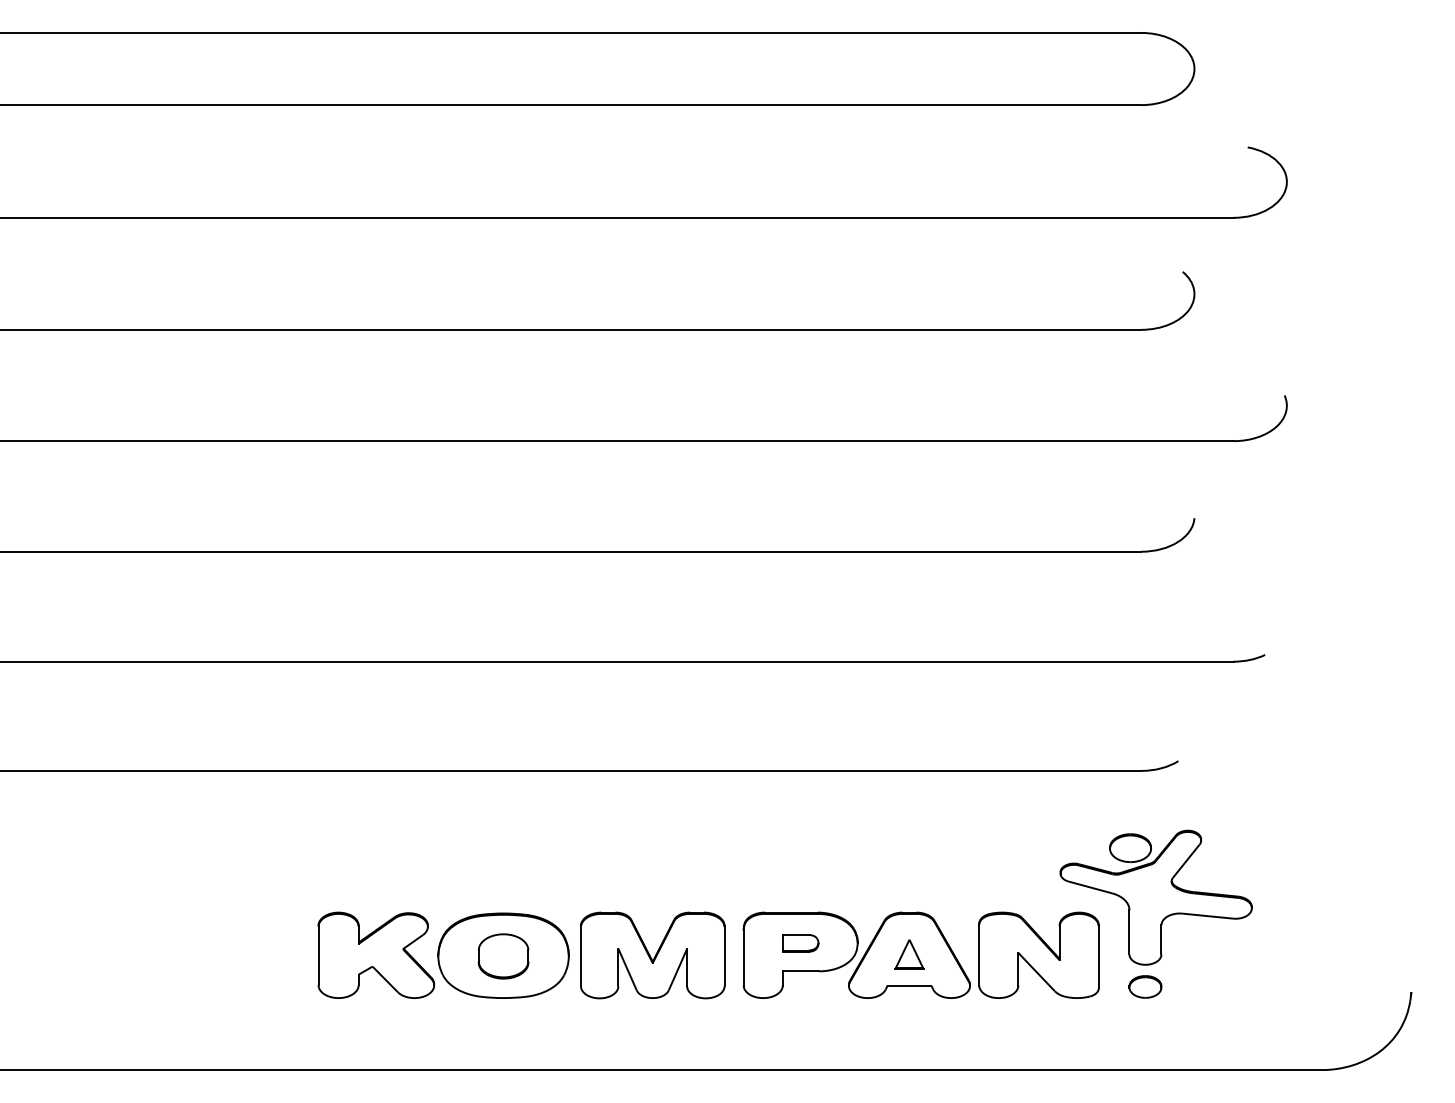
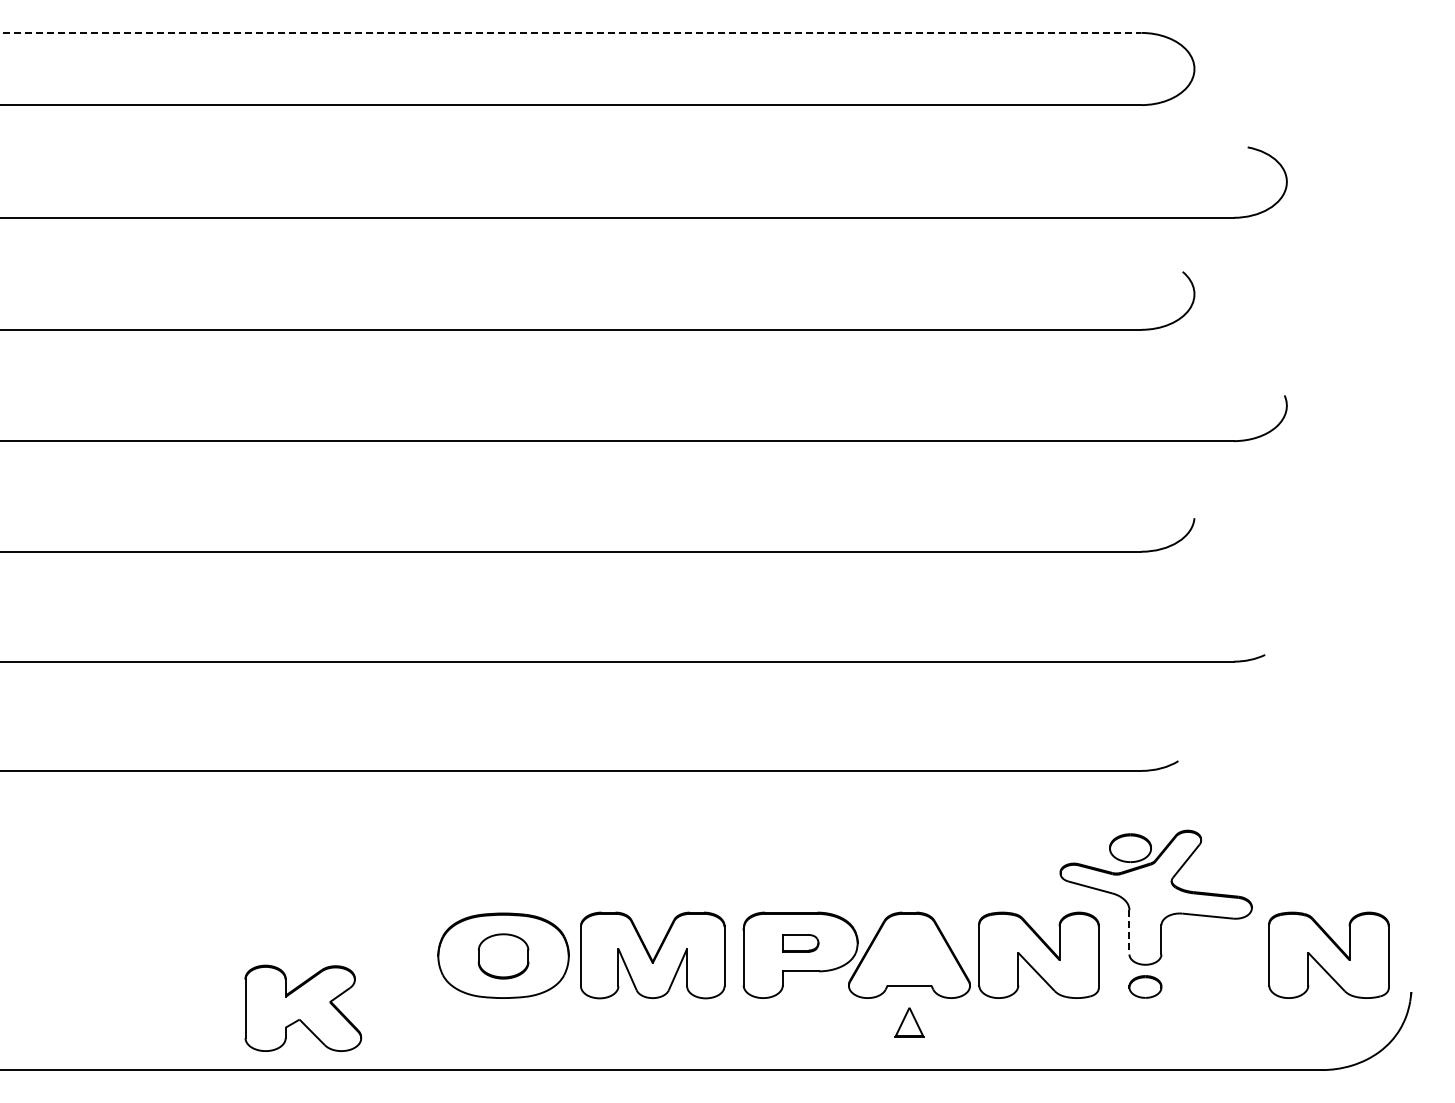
line: solid -> dashed (571, 32)
line: solid -> dashed (1129, 932)
part position: (376, 954) -> (303, 1007) (303, 1007)
part position: (909, 954) -> (909, 1022) (909, 1022)
part: none -> present (1328, 954)
